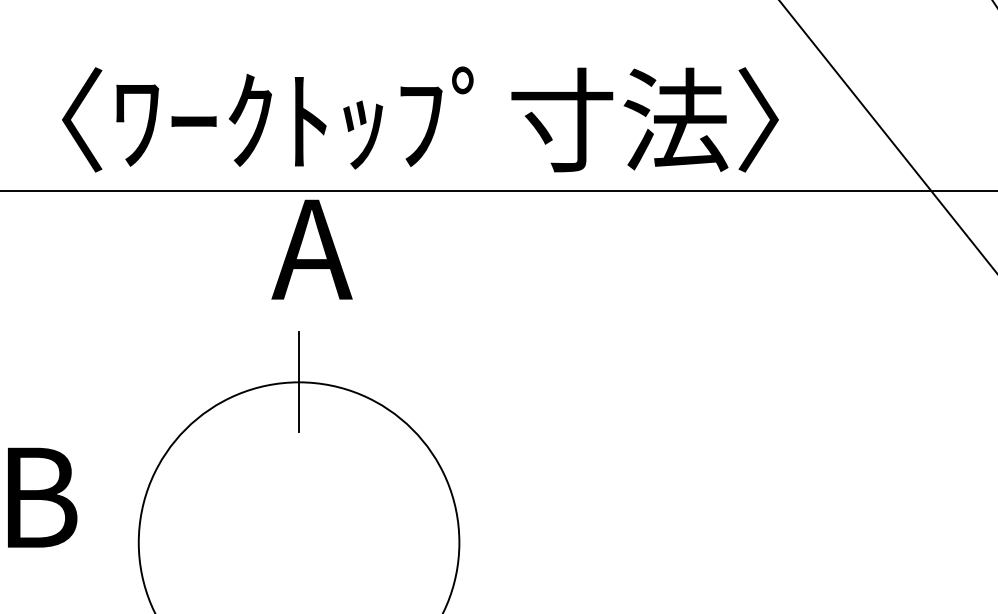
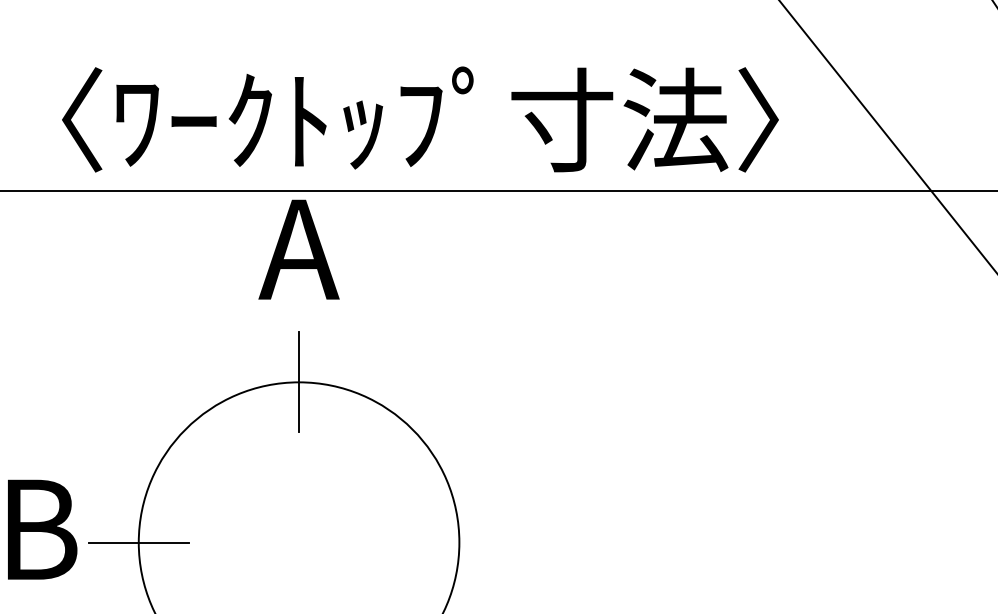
text position: (311, 249) -> (298, 249) (298, 249)
text position: (42, 497) -> (42, 529) (42, 529)
line: none -> present (138, 542)
